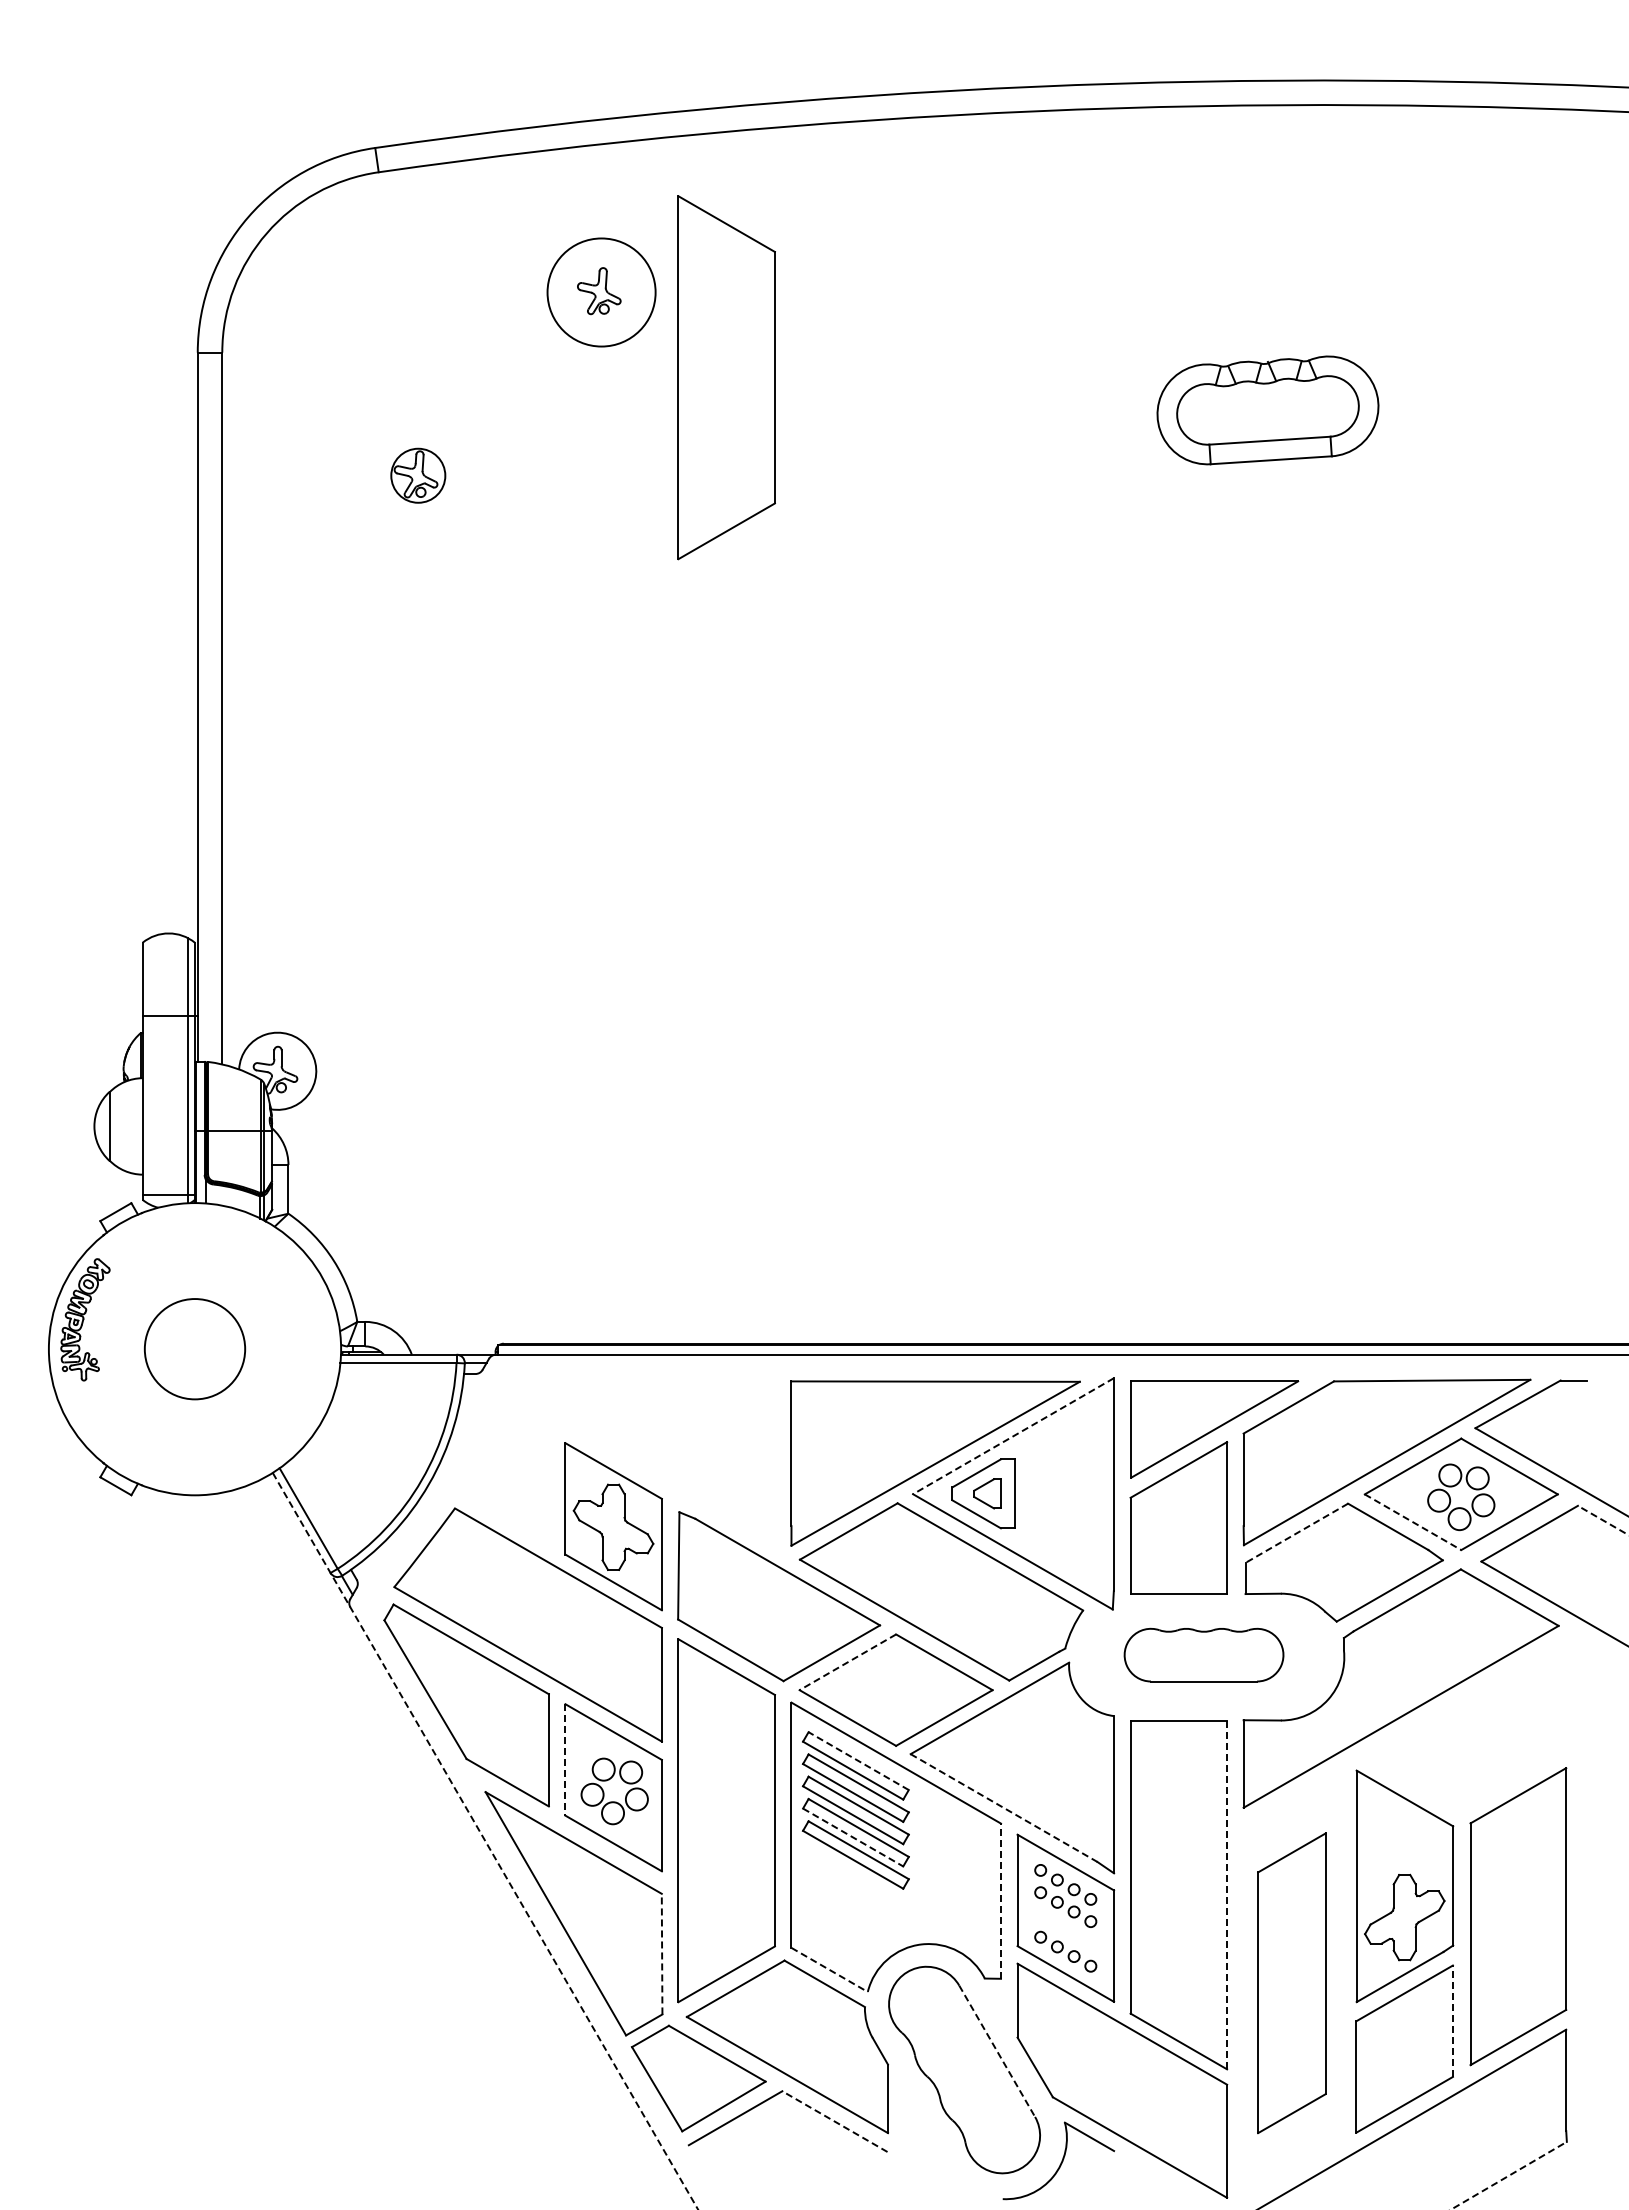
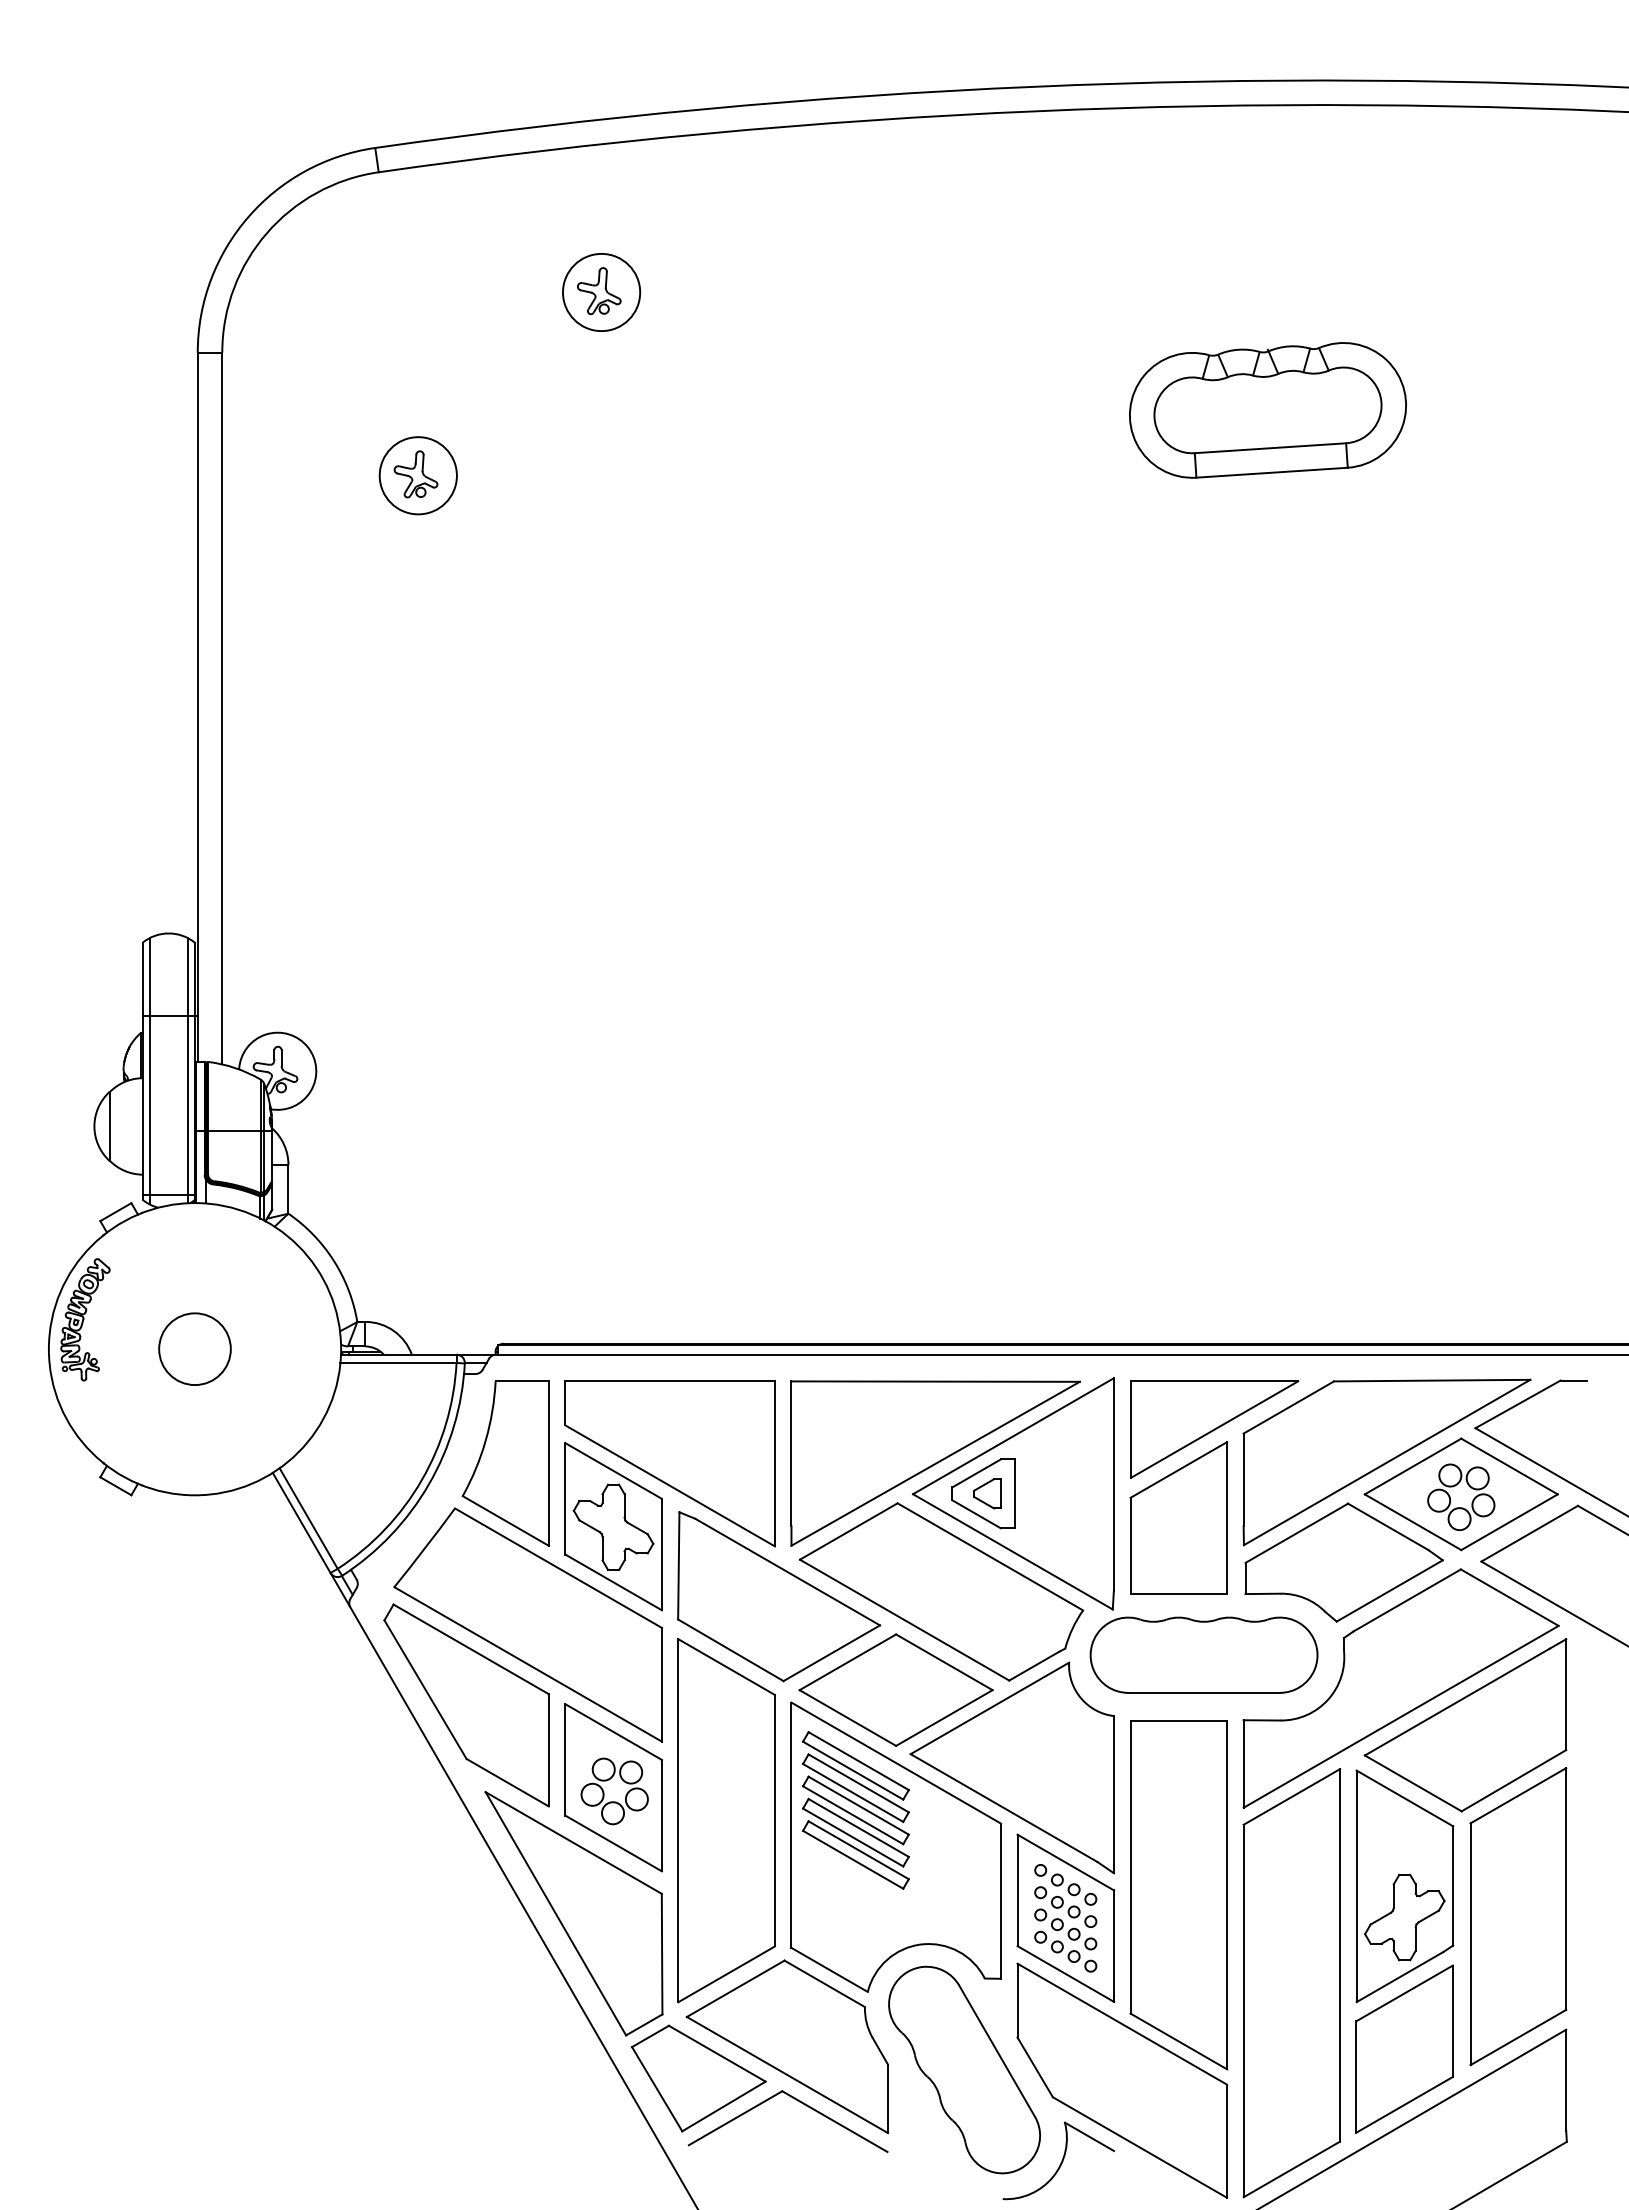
circle diameter: 108 px -> 77 px (601, 292)
part: present -> none (726, 377)
part size: 224x111 px -> 278x137 px (1267, 410)
circle diameter: 54 px -> 77 px (417, 475)
line: none -> present (149, 1071)
circle diameter: 100 px -> 72 px (194, 1349)
line: dashed -> solid (1013, 1436)
part: none -> present (505, 1463)
part: none -> present (669, 1463)
line: dashed -> solid (1603, 1520)
line: dashed -> solid (1413, 1522)
line: dashed -> solid (1296, 1533)
part size: 162x56 px -> 230x78 px (1203, 1654)
line: dashed -> solid (847, 1662)
part: none -> present (1465, 1725)
line: dashed -> solid (565, 1759)
line: dashed -> solid (858, 1761)
line: dashed -> solid (1004, 1808)
line: dashed -> solid (853, 1837)
line: dashed -> solid (485, 1840)
line: dashed -> solid (1227, 1894)
line: dashed -> solid (1001, 1901)
part: none -> present (1065, 1929)
line: dashed -> solid (662, 1953)
line: dashed -> solid (830, 1970)
part size: 70x303 px -> 100x431 px (1291, 1983)
line: dashed -> solid (1452, 2021)
line: dashed -> solid (997, 2051)
line: dashed -> solid (834, 2121)
line: dashed -> solid (1509, 2175)
